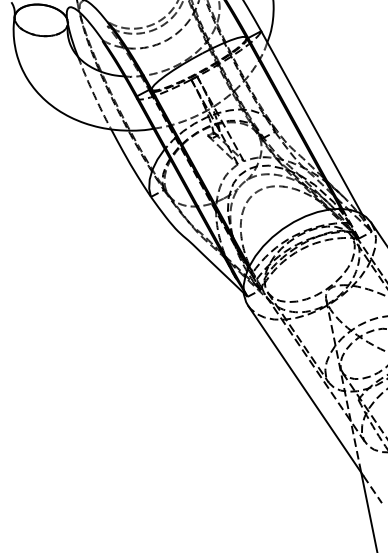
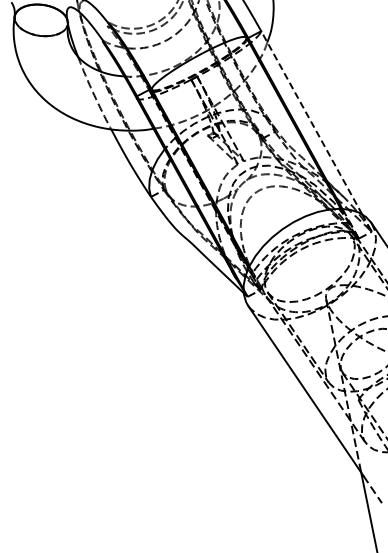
line: solid -> dashed (311, 122)
